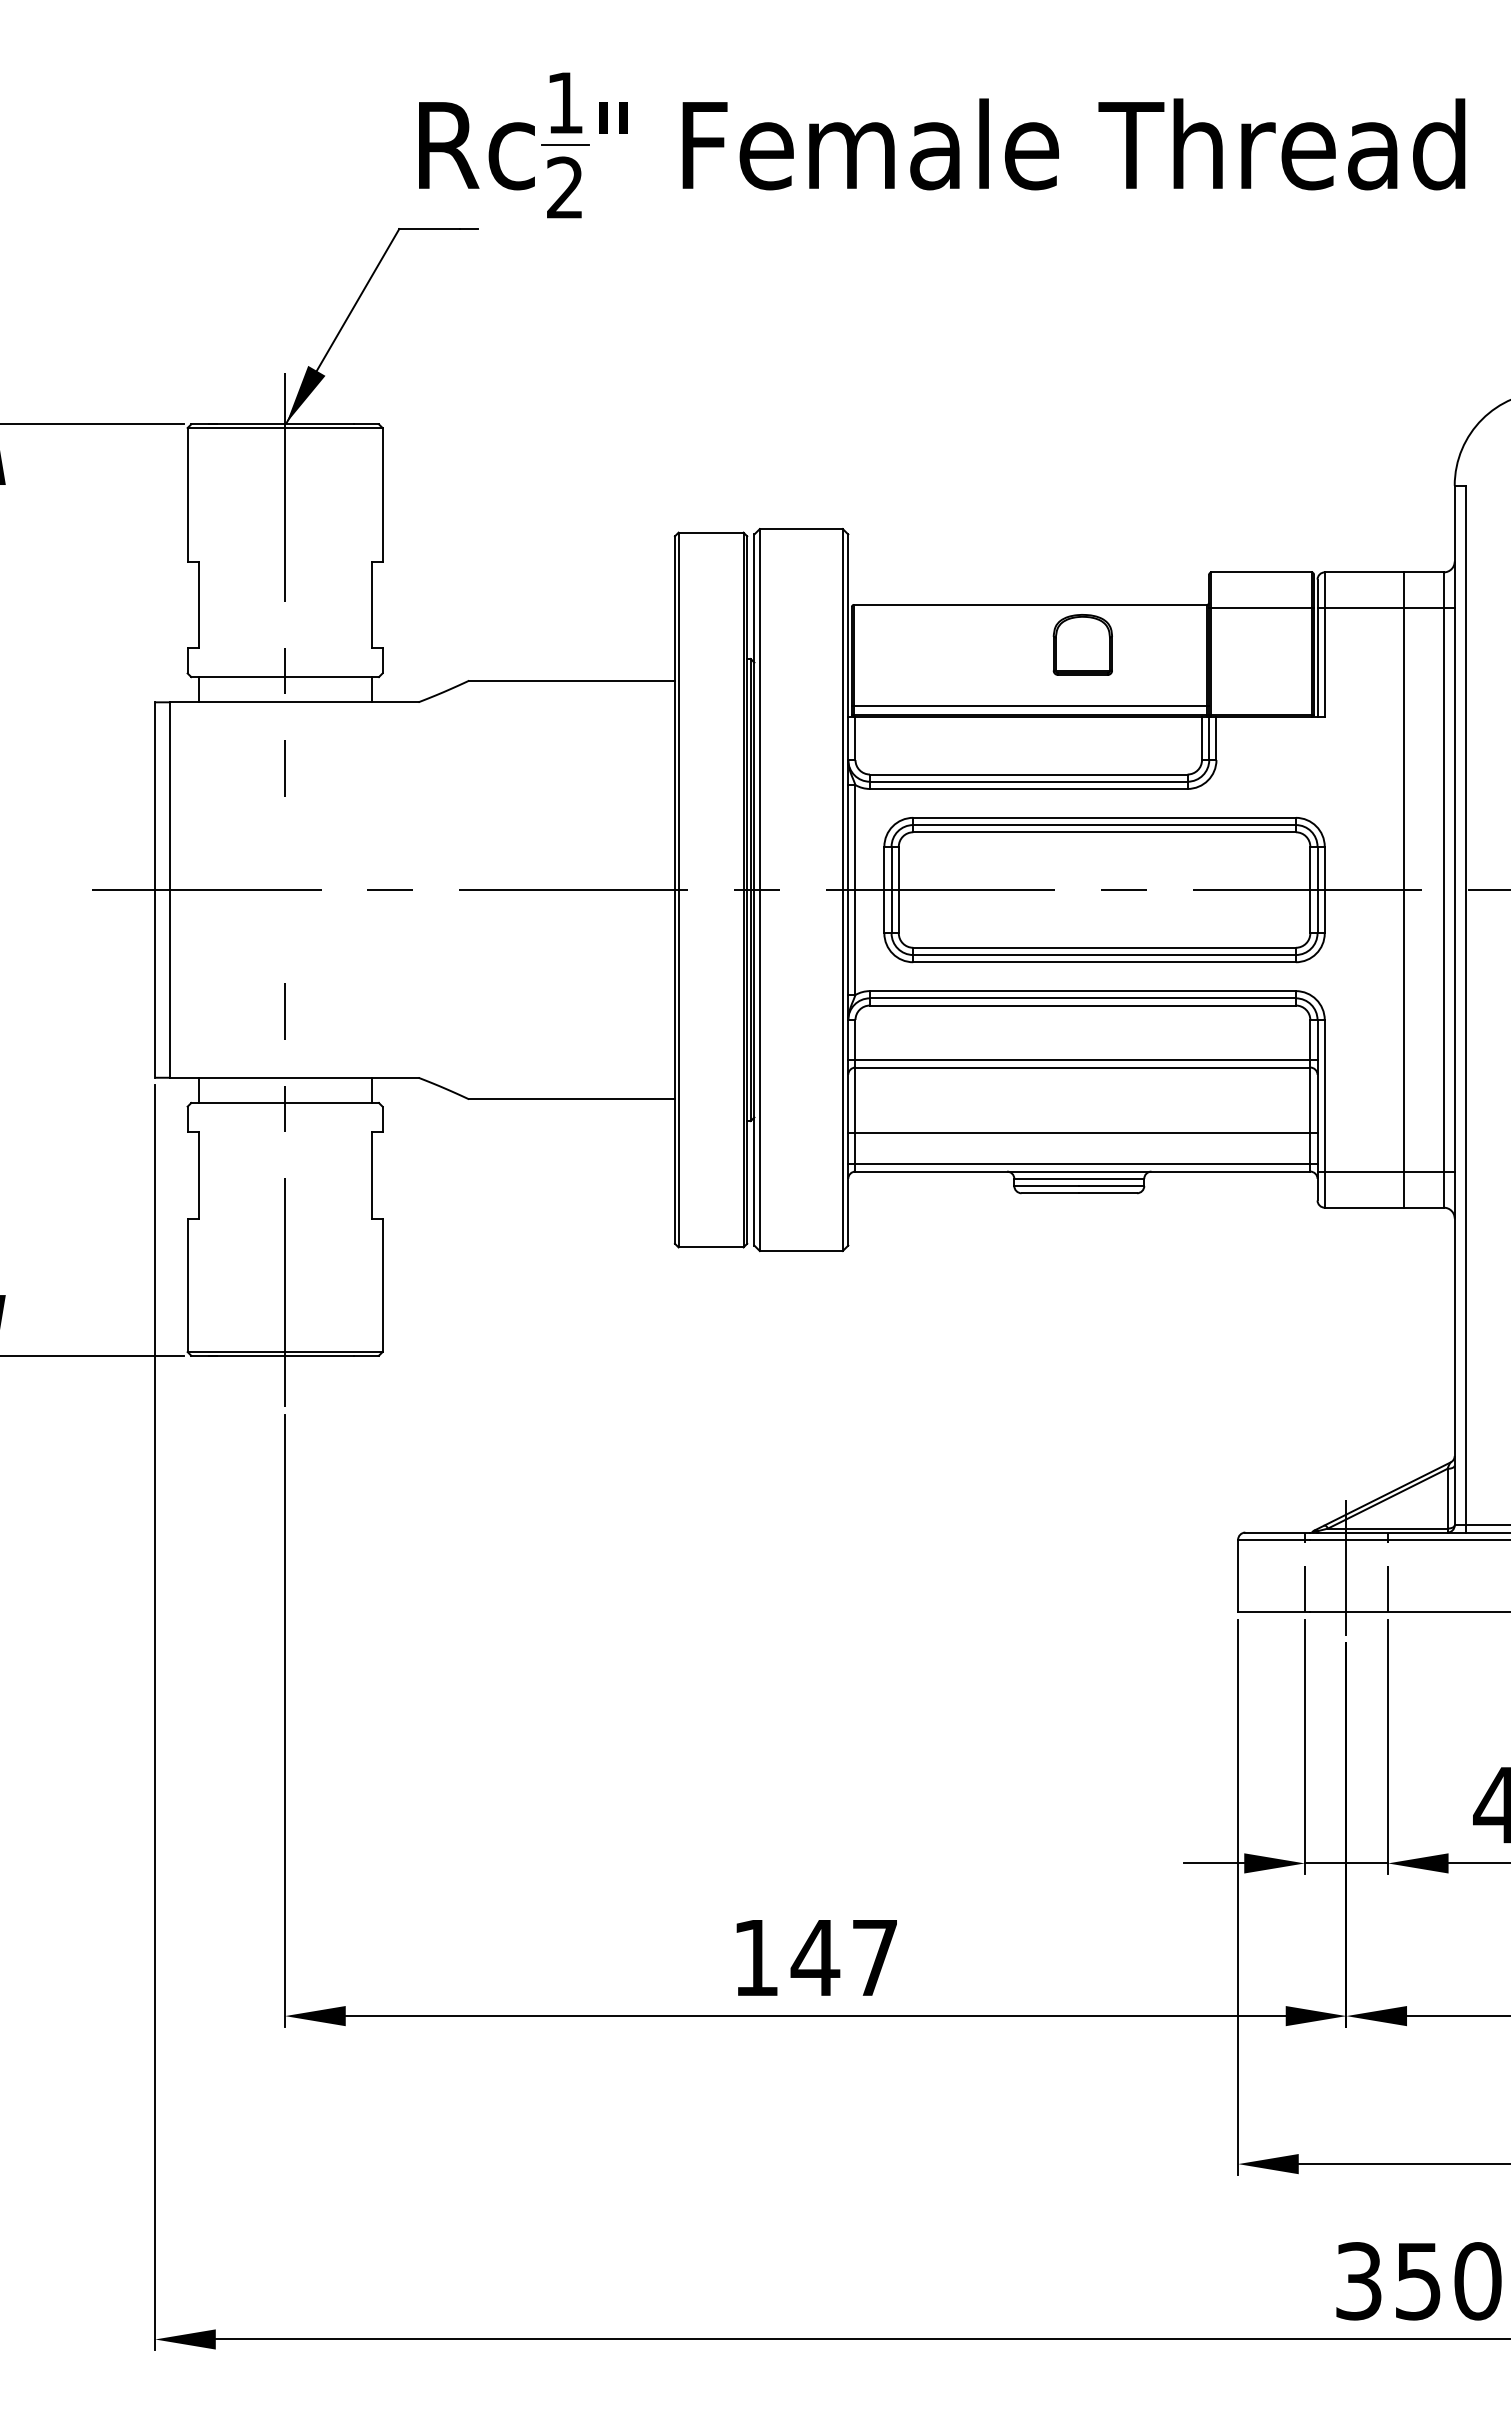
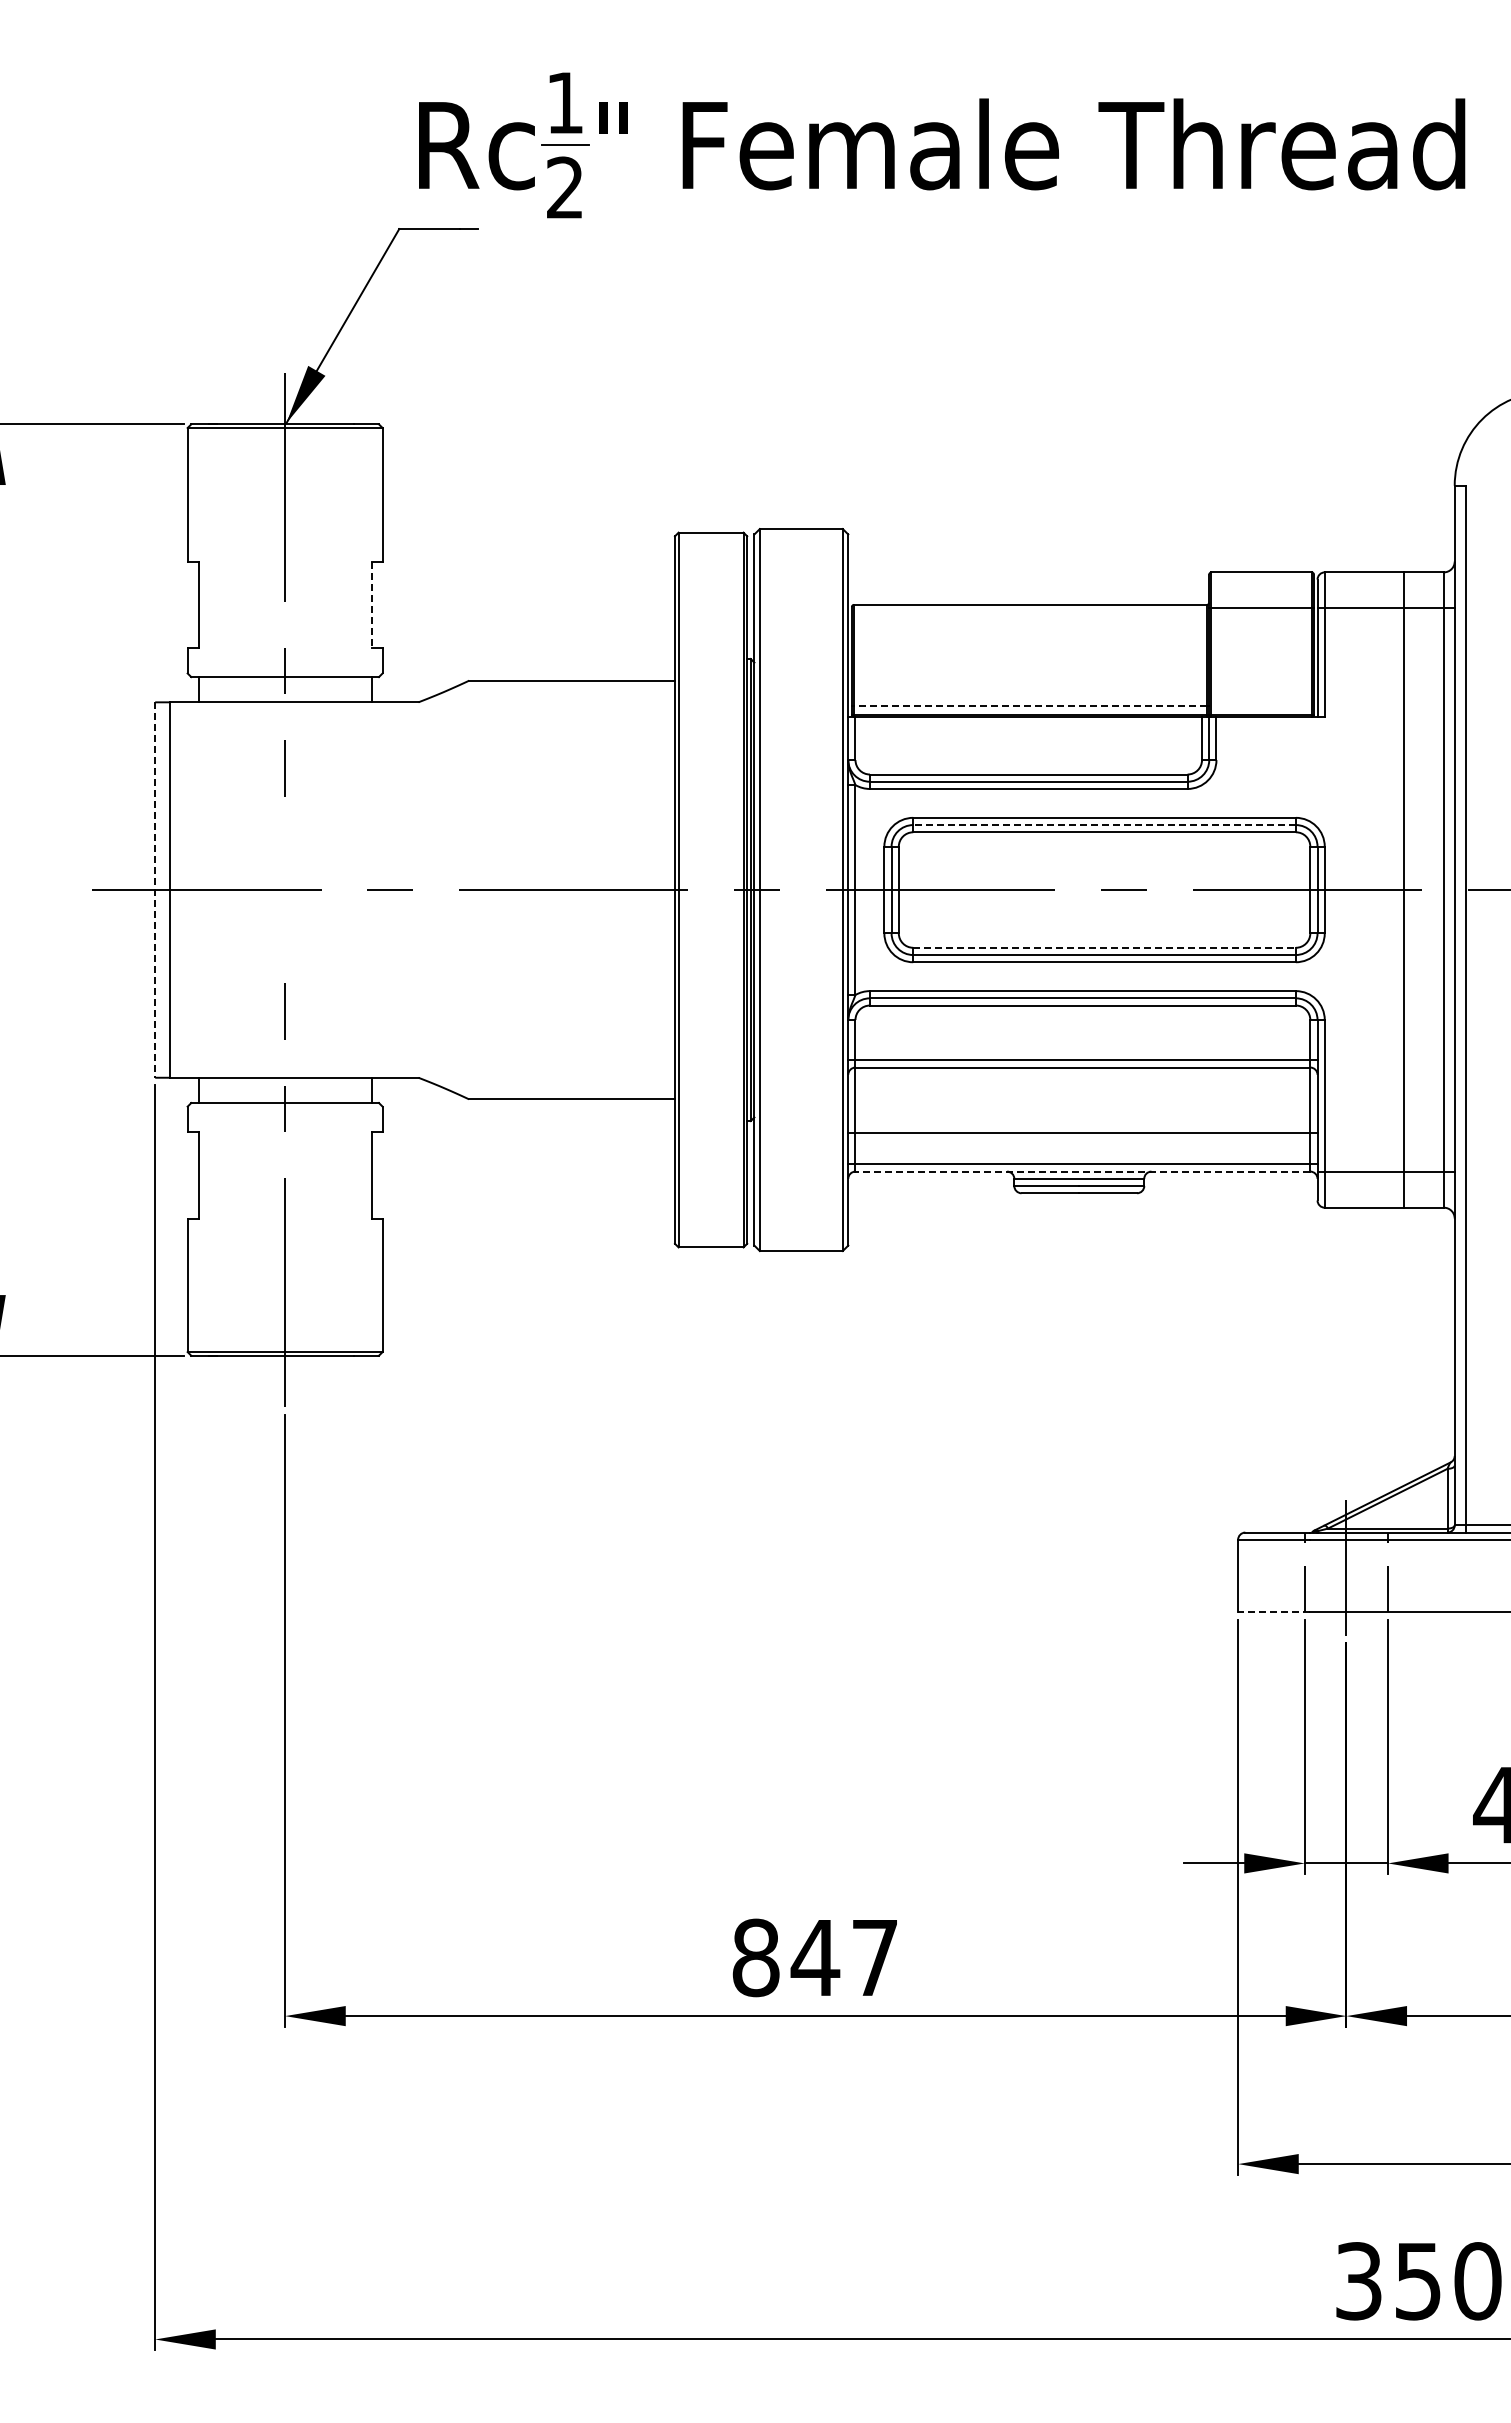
line: solid -> dashed (371, 605)
part: present -> none (1082, 644)
line: solid -> dashed (1030, 705)
line: solid -> dashed (1104, 825)
line: solid -> dashed (155, 890)
line: solid -> dashed (1105, 947)
line: solid -> dashed (1082, 1171)
line: solid -> dashed (1273, 1612)
text: 147 -> 847 (755, 1957)
